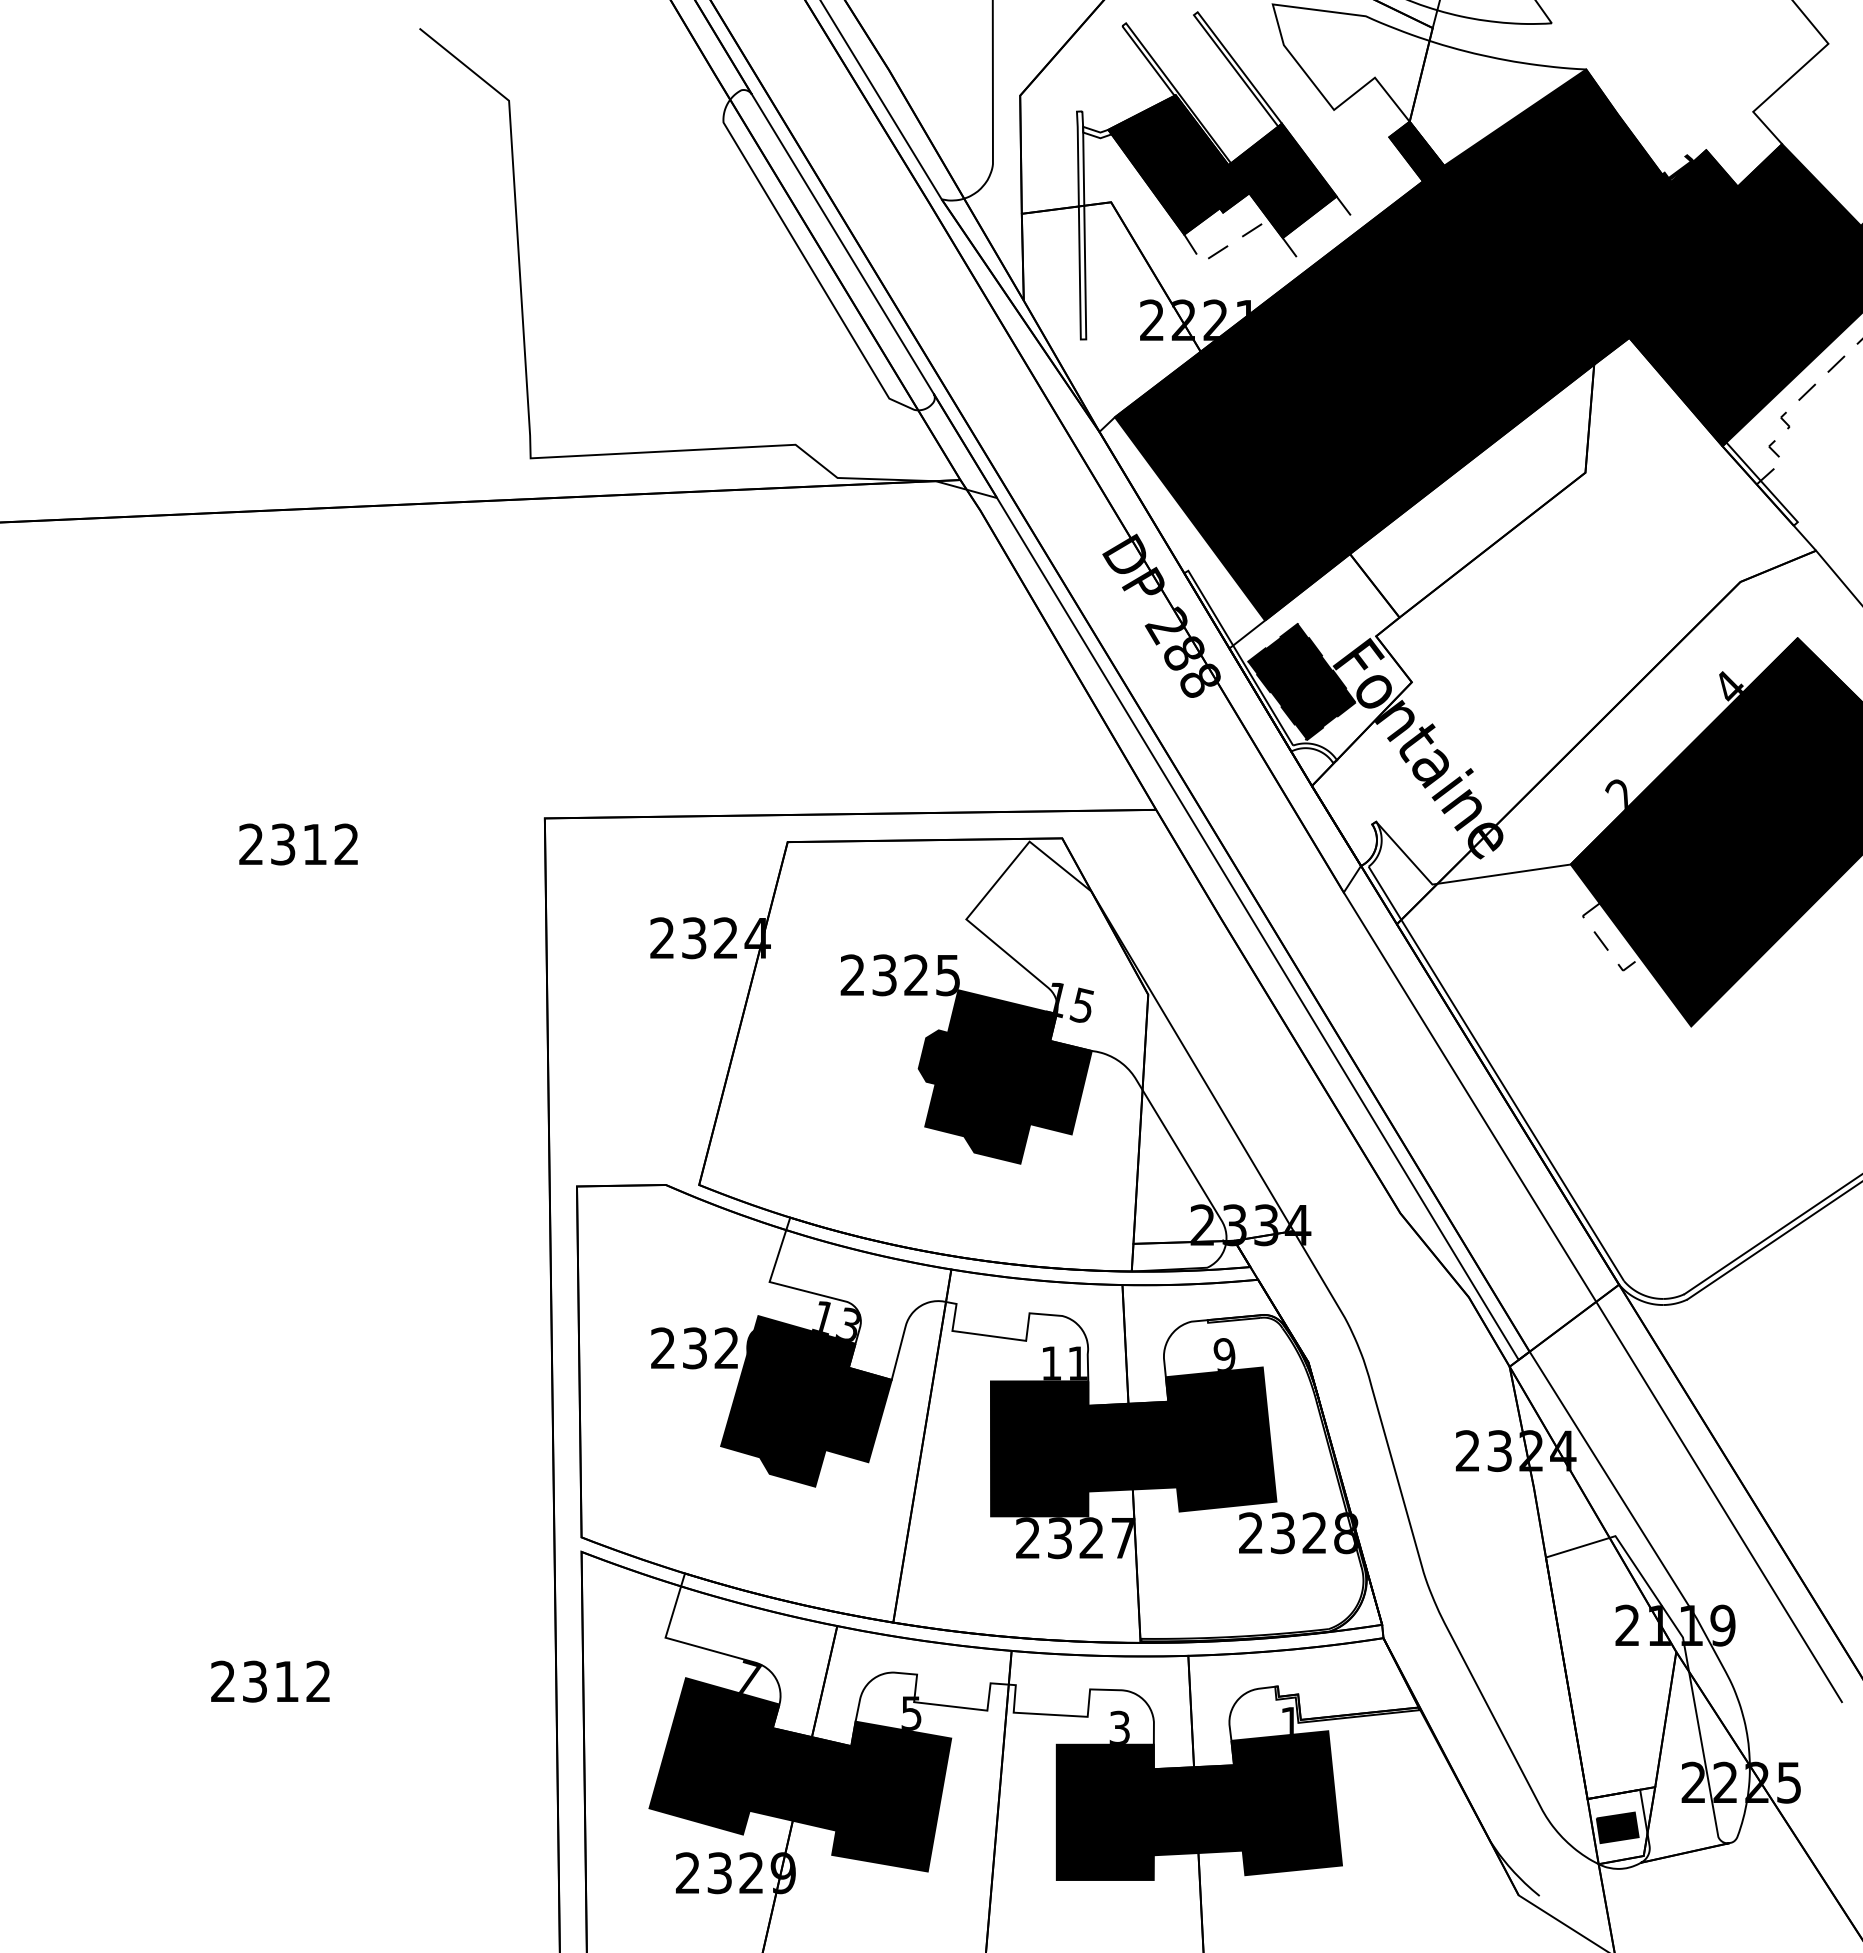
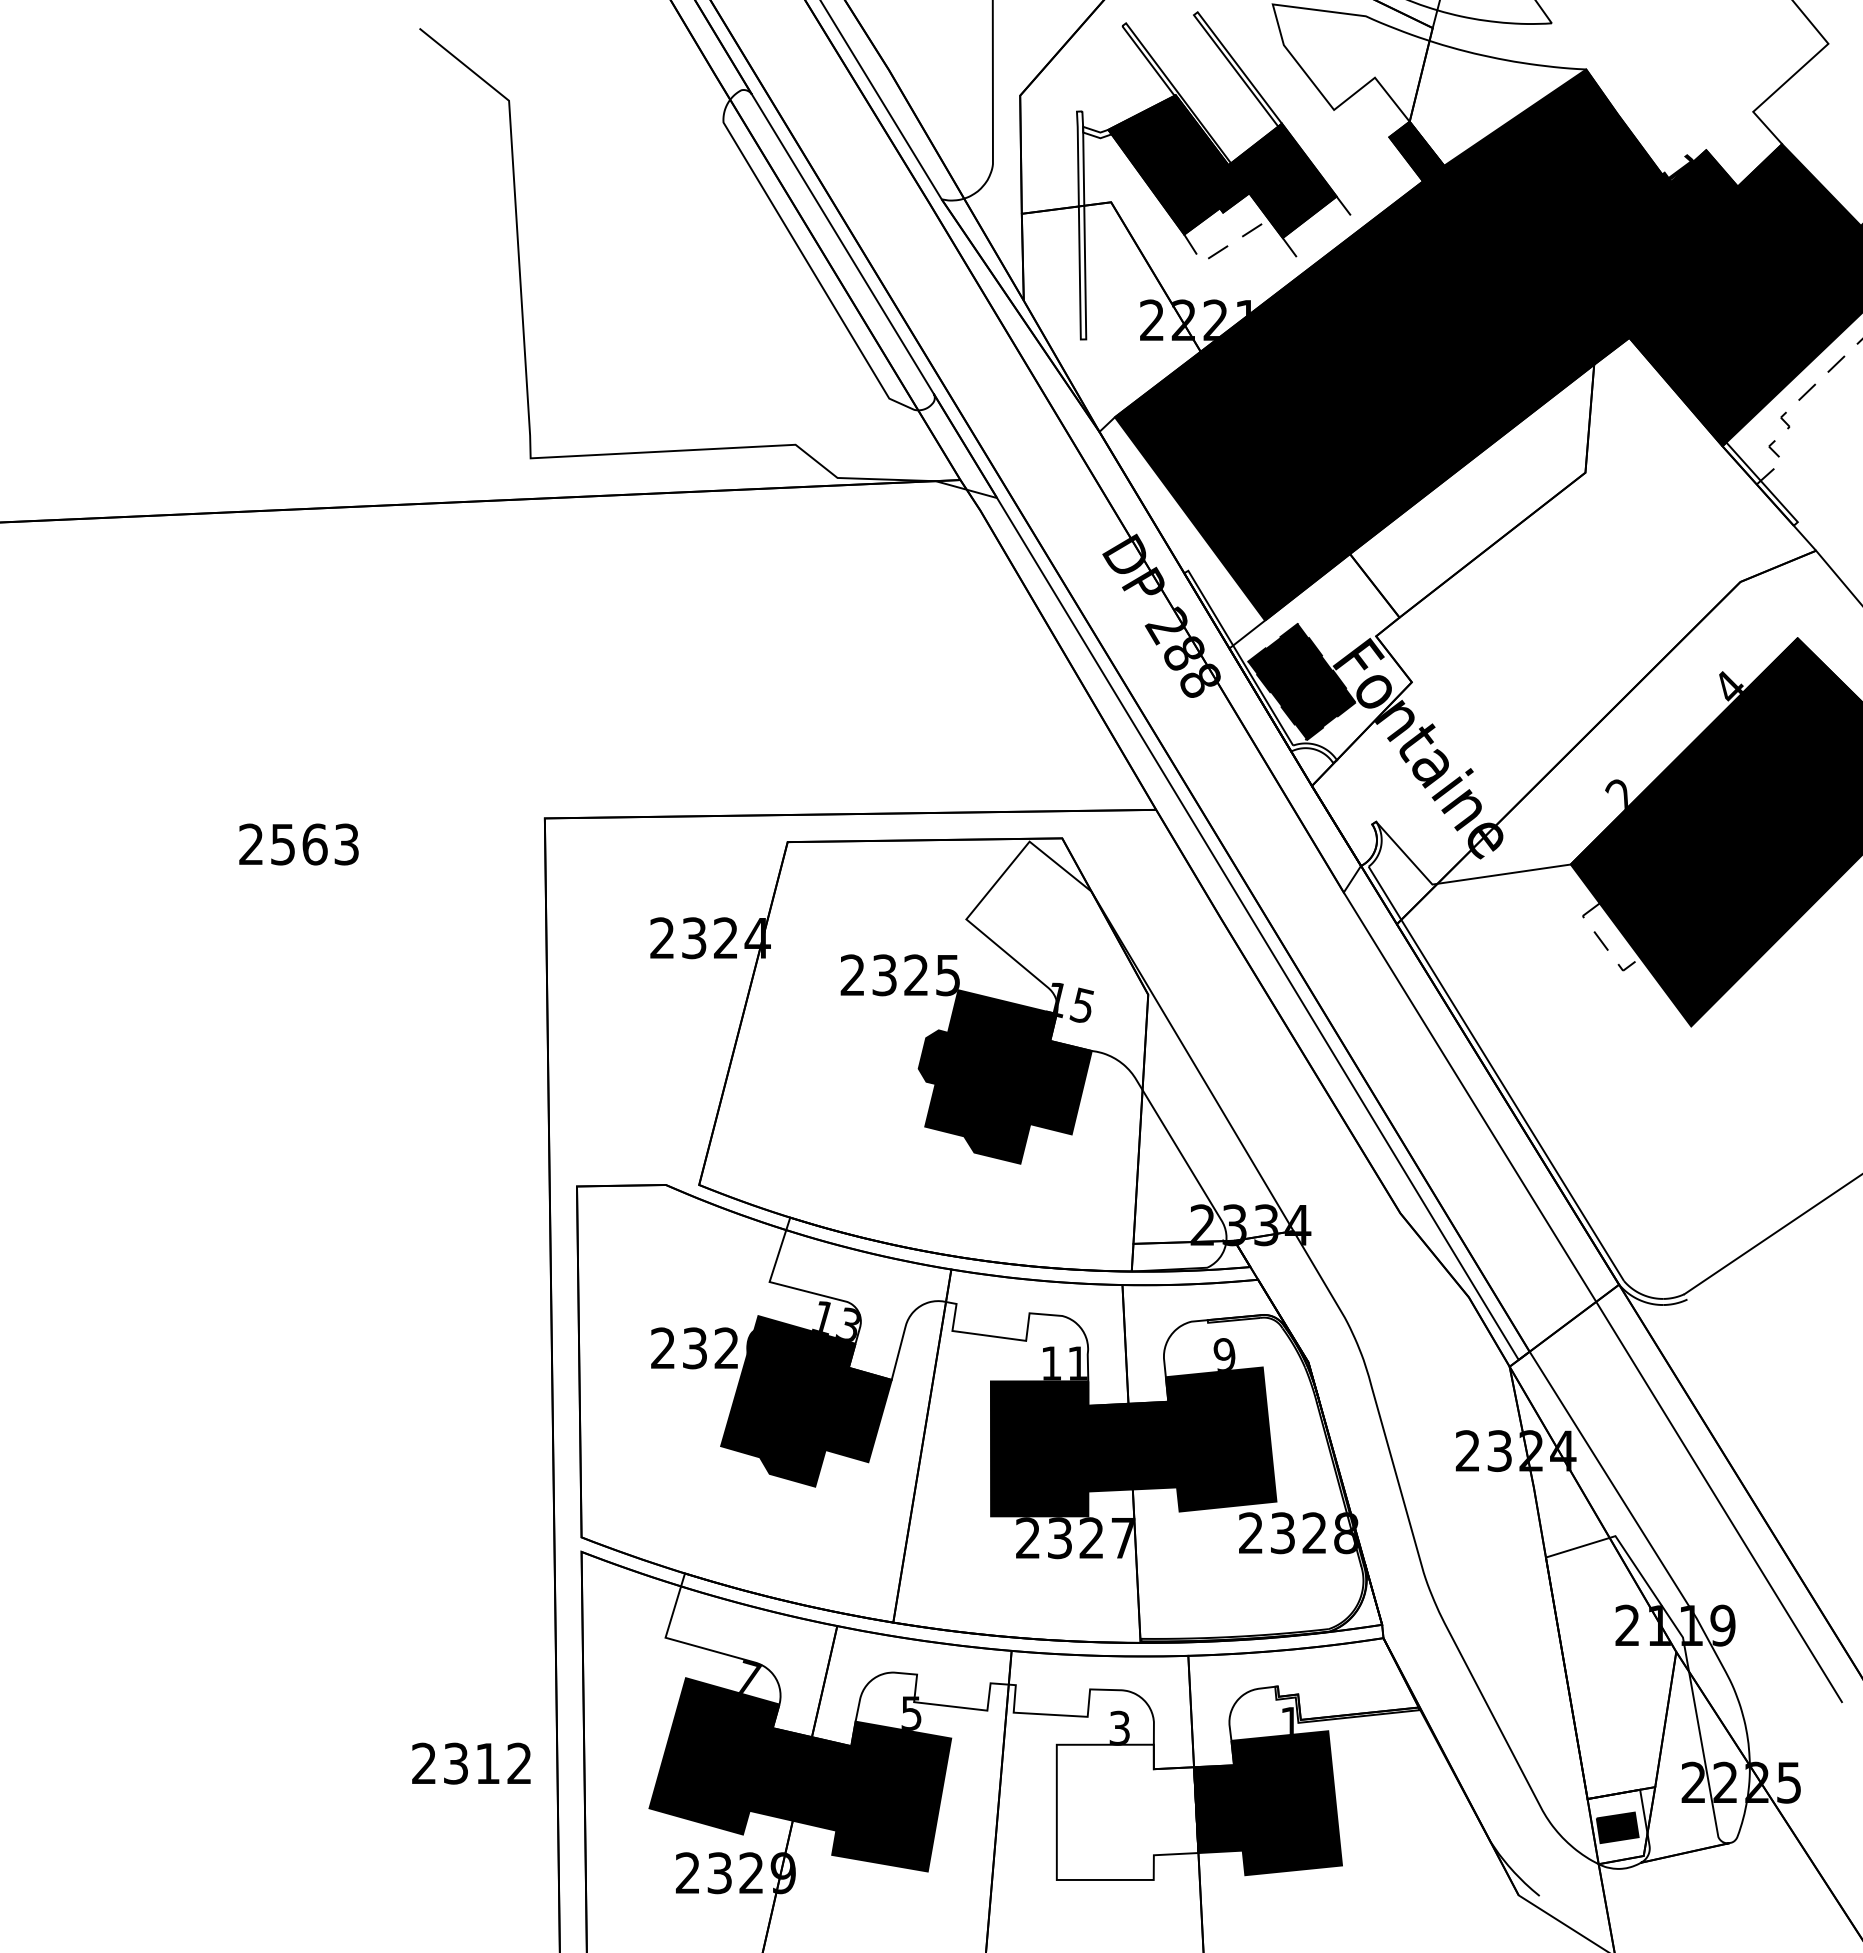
text: 2312 -> 2563 (314, 844)
line: present -> none (1773, 1241)
text position: (270, 1681) -> (471, 1763) (471, 1763)
fill: present -> none (1127, 1811)
